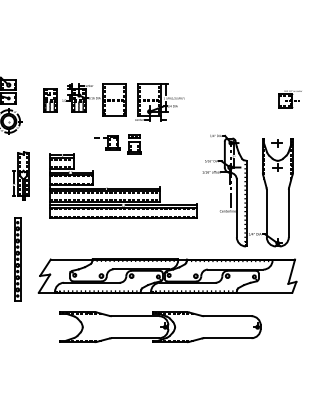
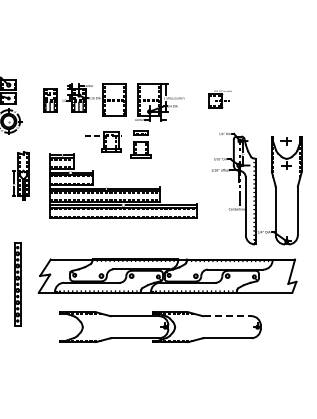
part position: (289, 99) -> (219, 99) (219, 99)
part size: 48x21 px -> 67x29 px (118, 144)
part position: (247, 190) -> (256, 188) (256, 188)
part position: (17, 259) -> (17, 284) (17, 284)
line: solid -> dashed (227, 316)
